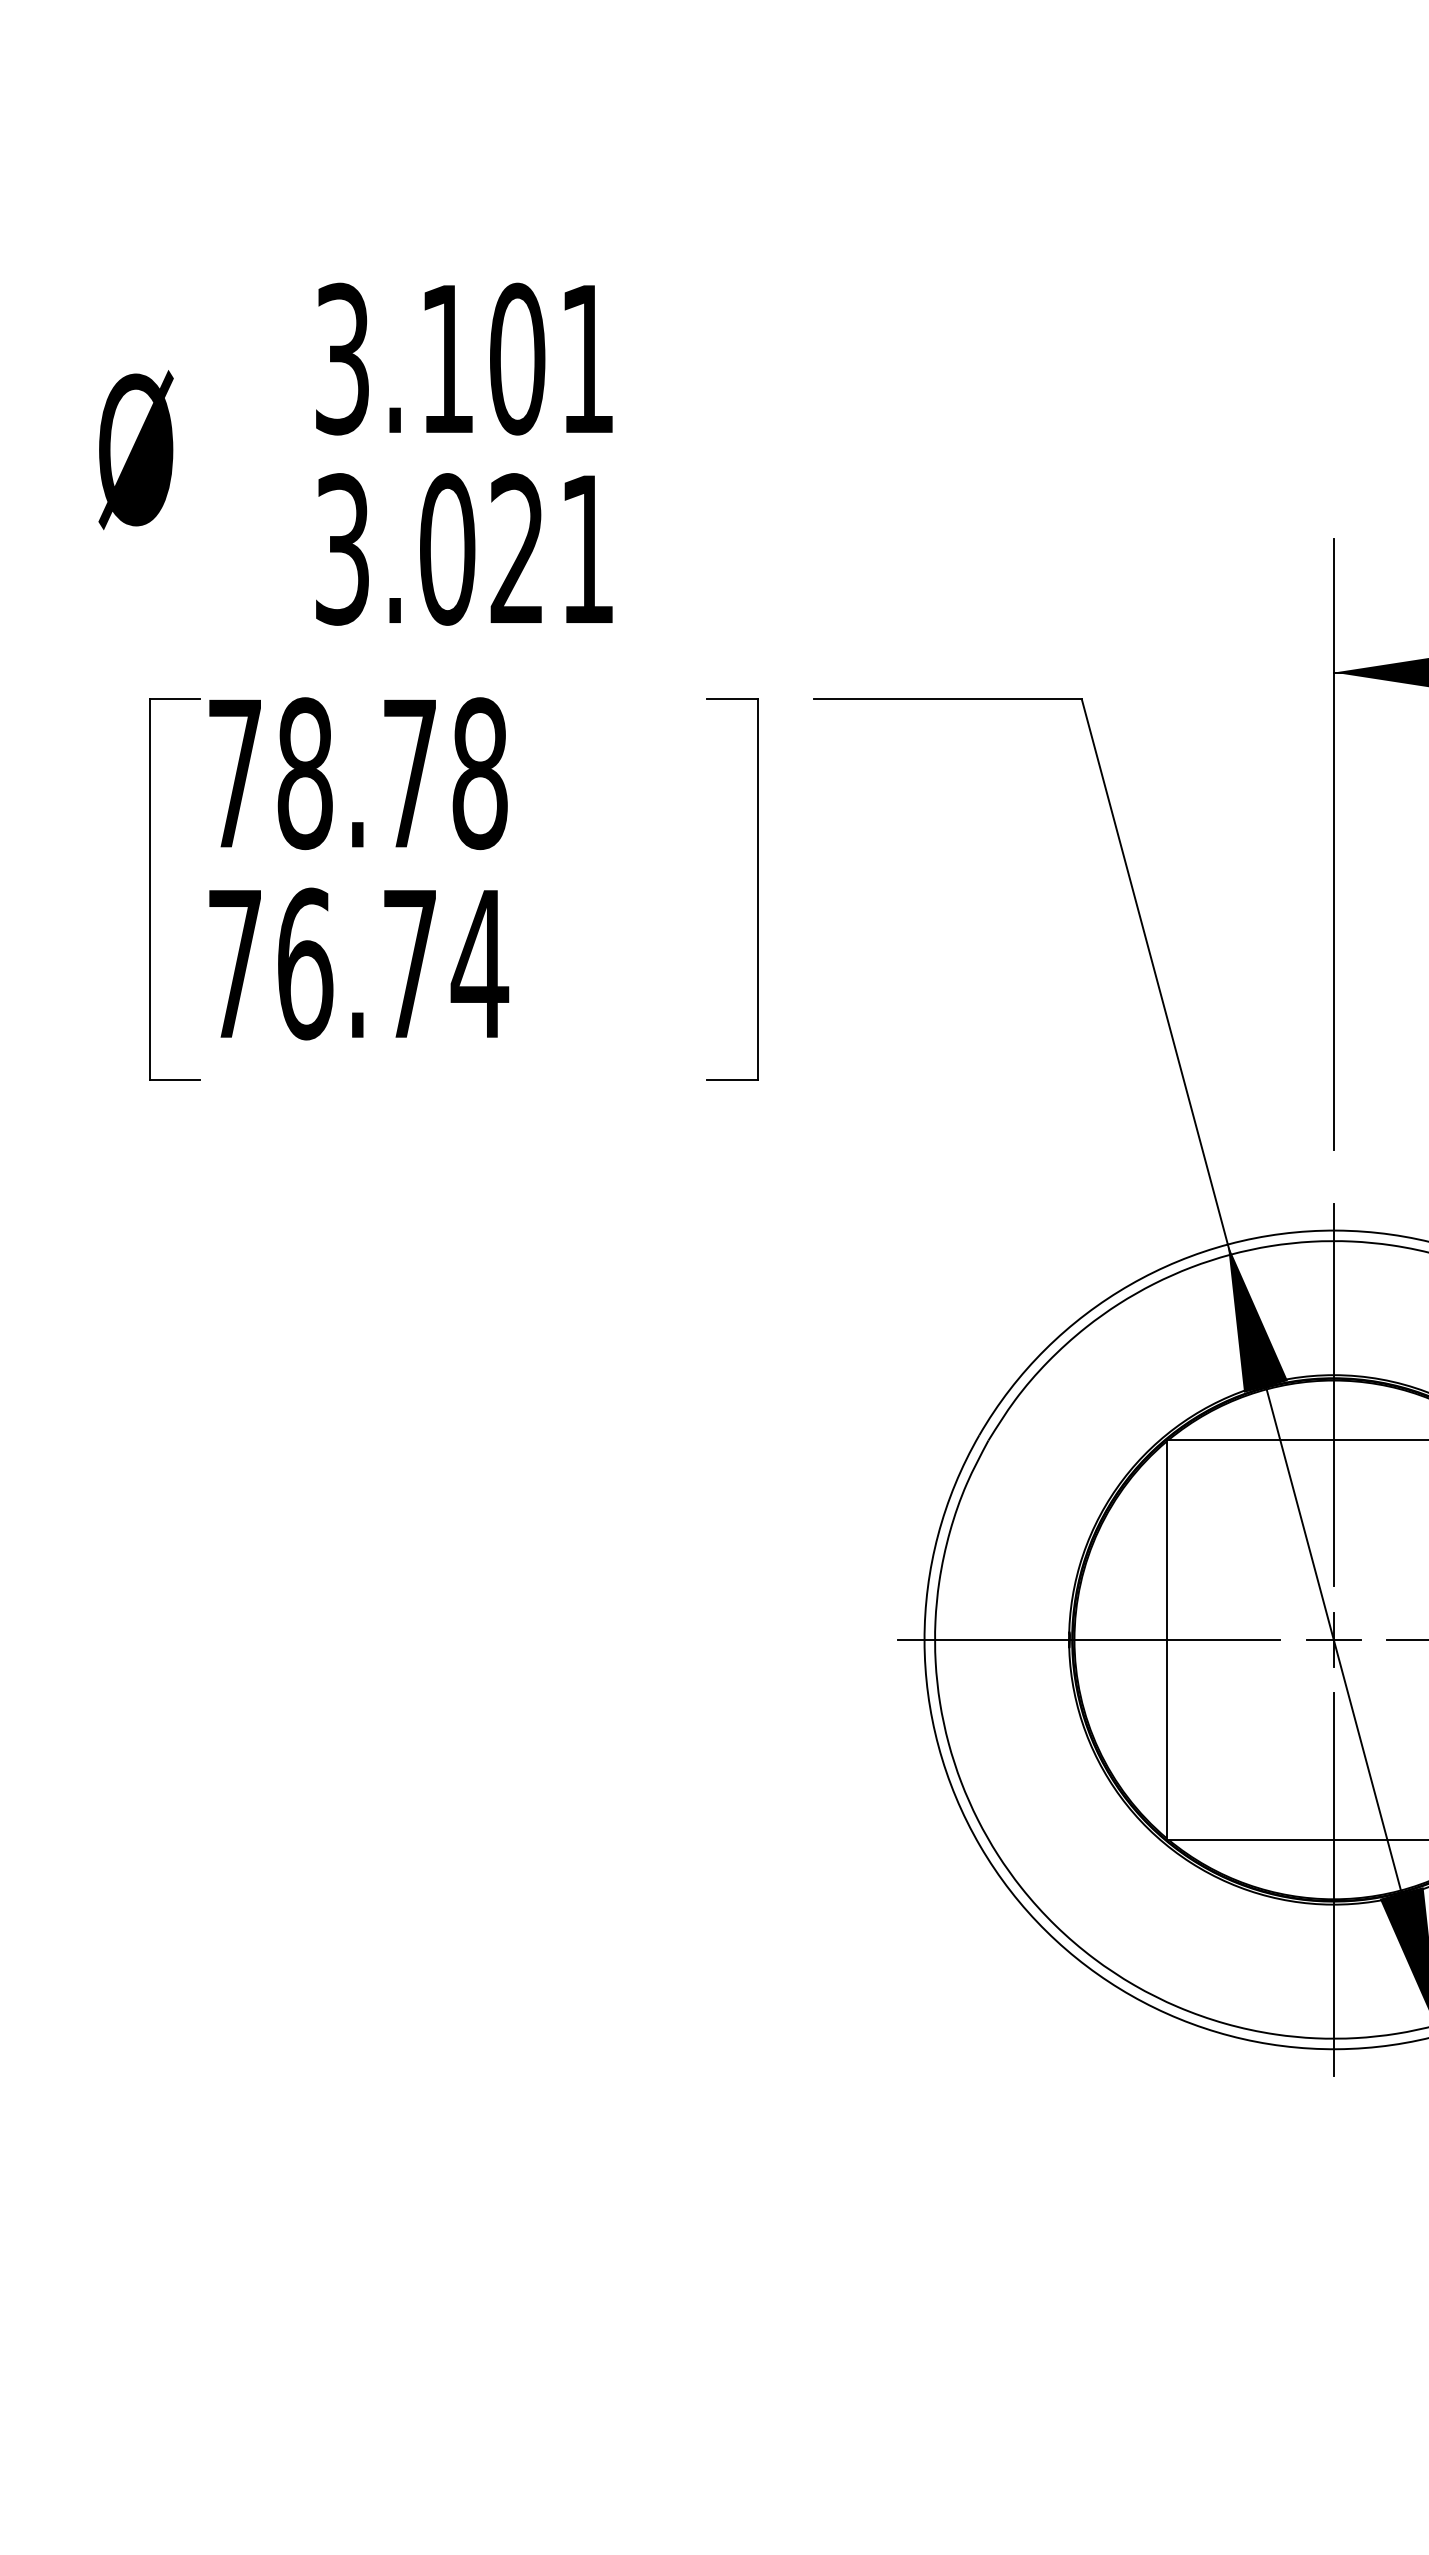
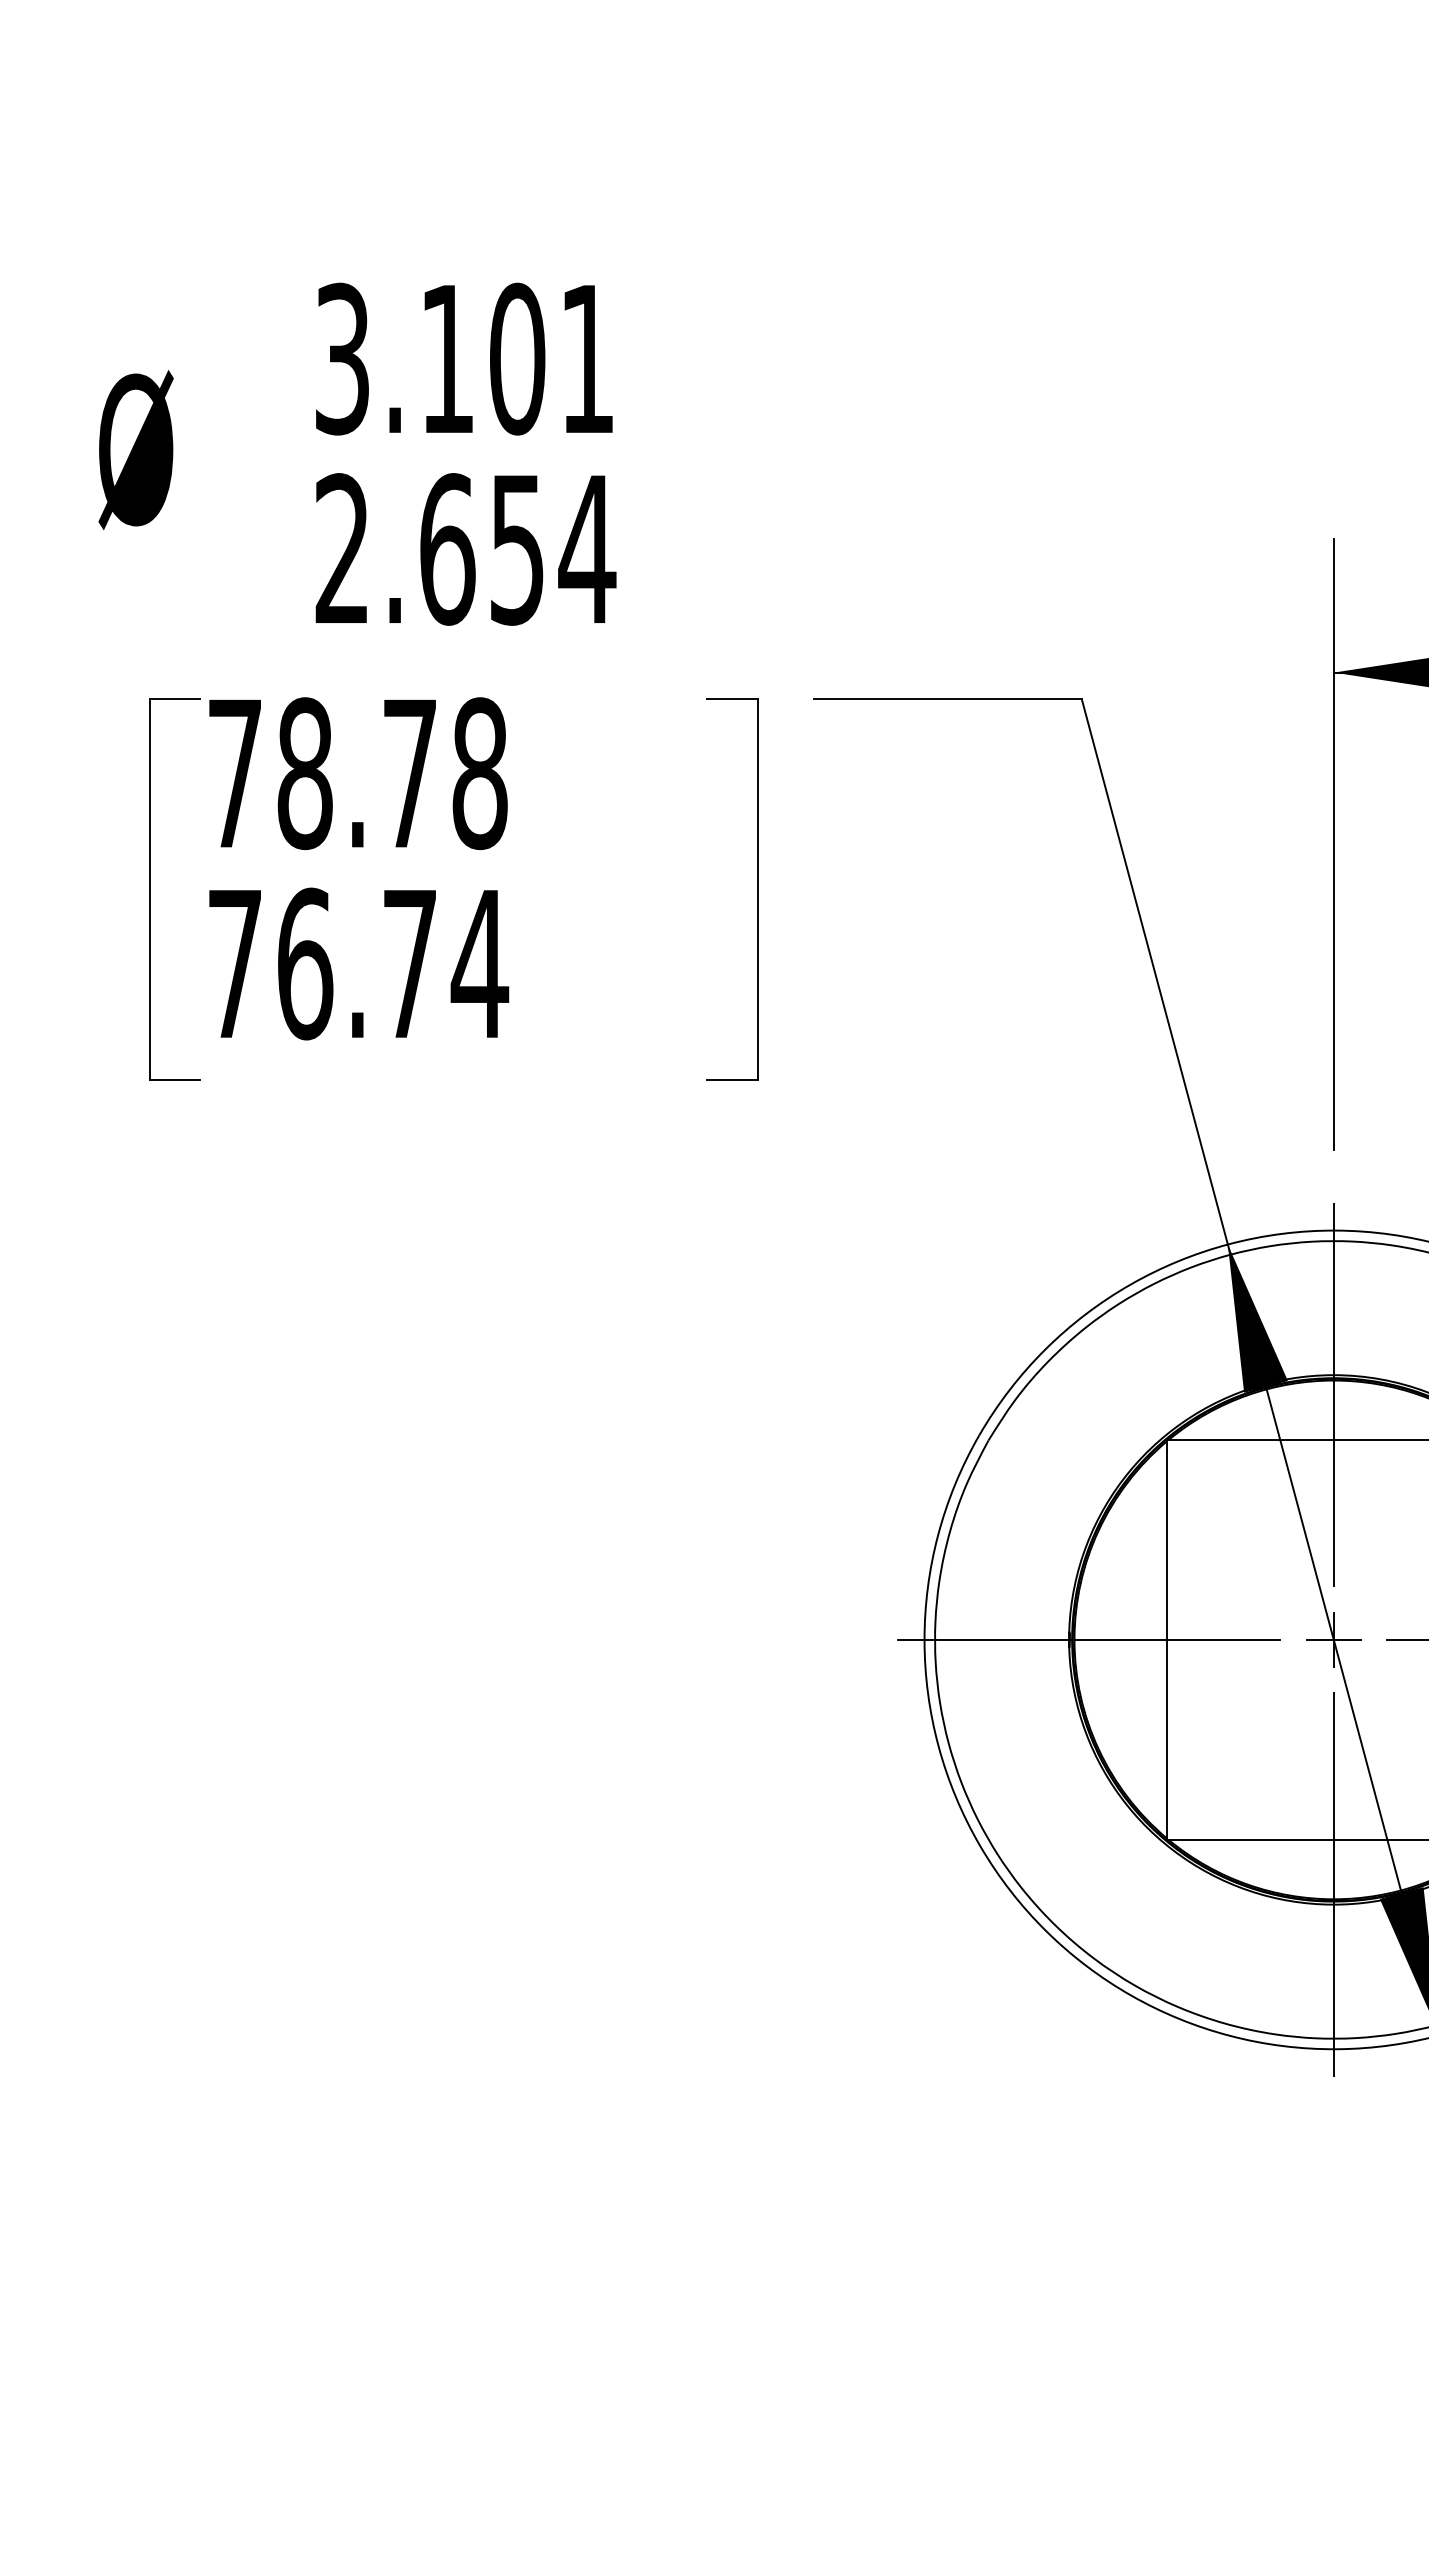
text: 3.021 -> 2.654 (465, 549)
